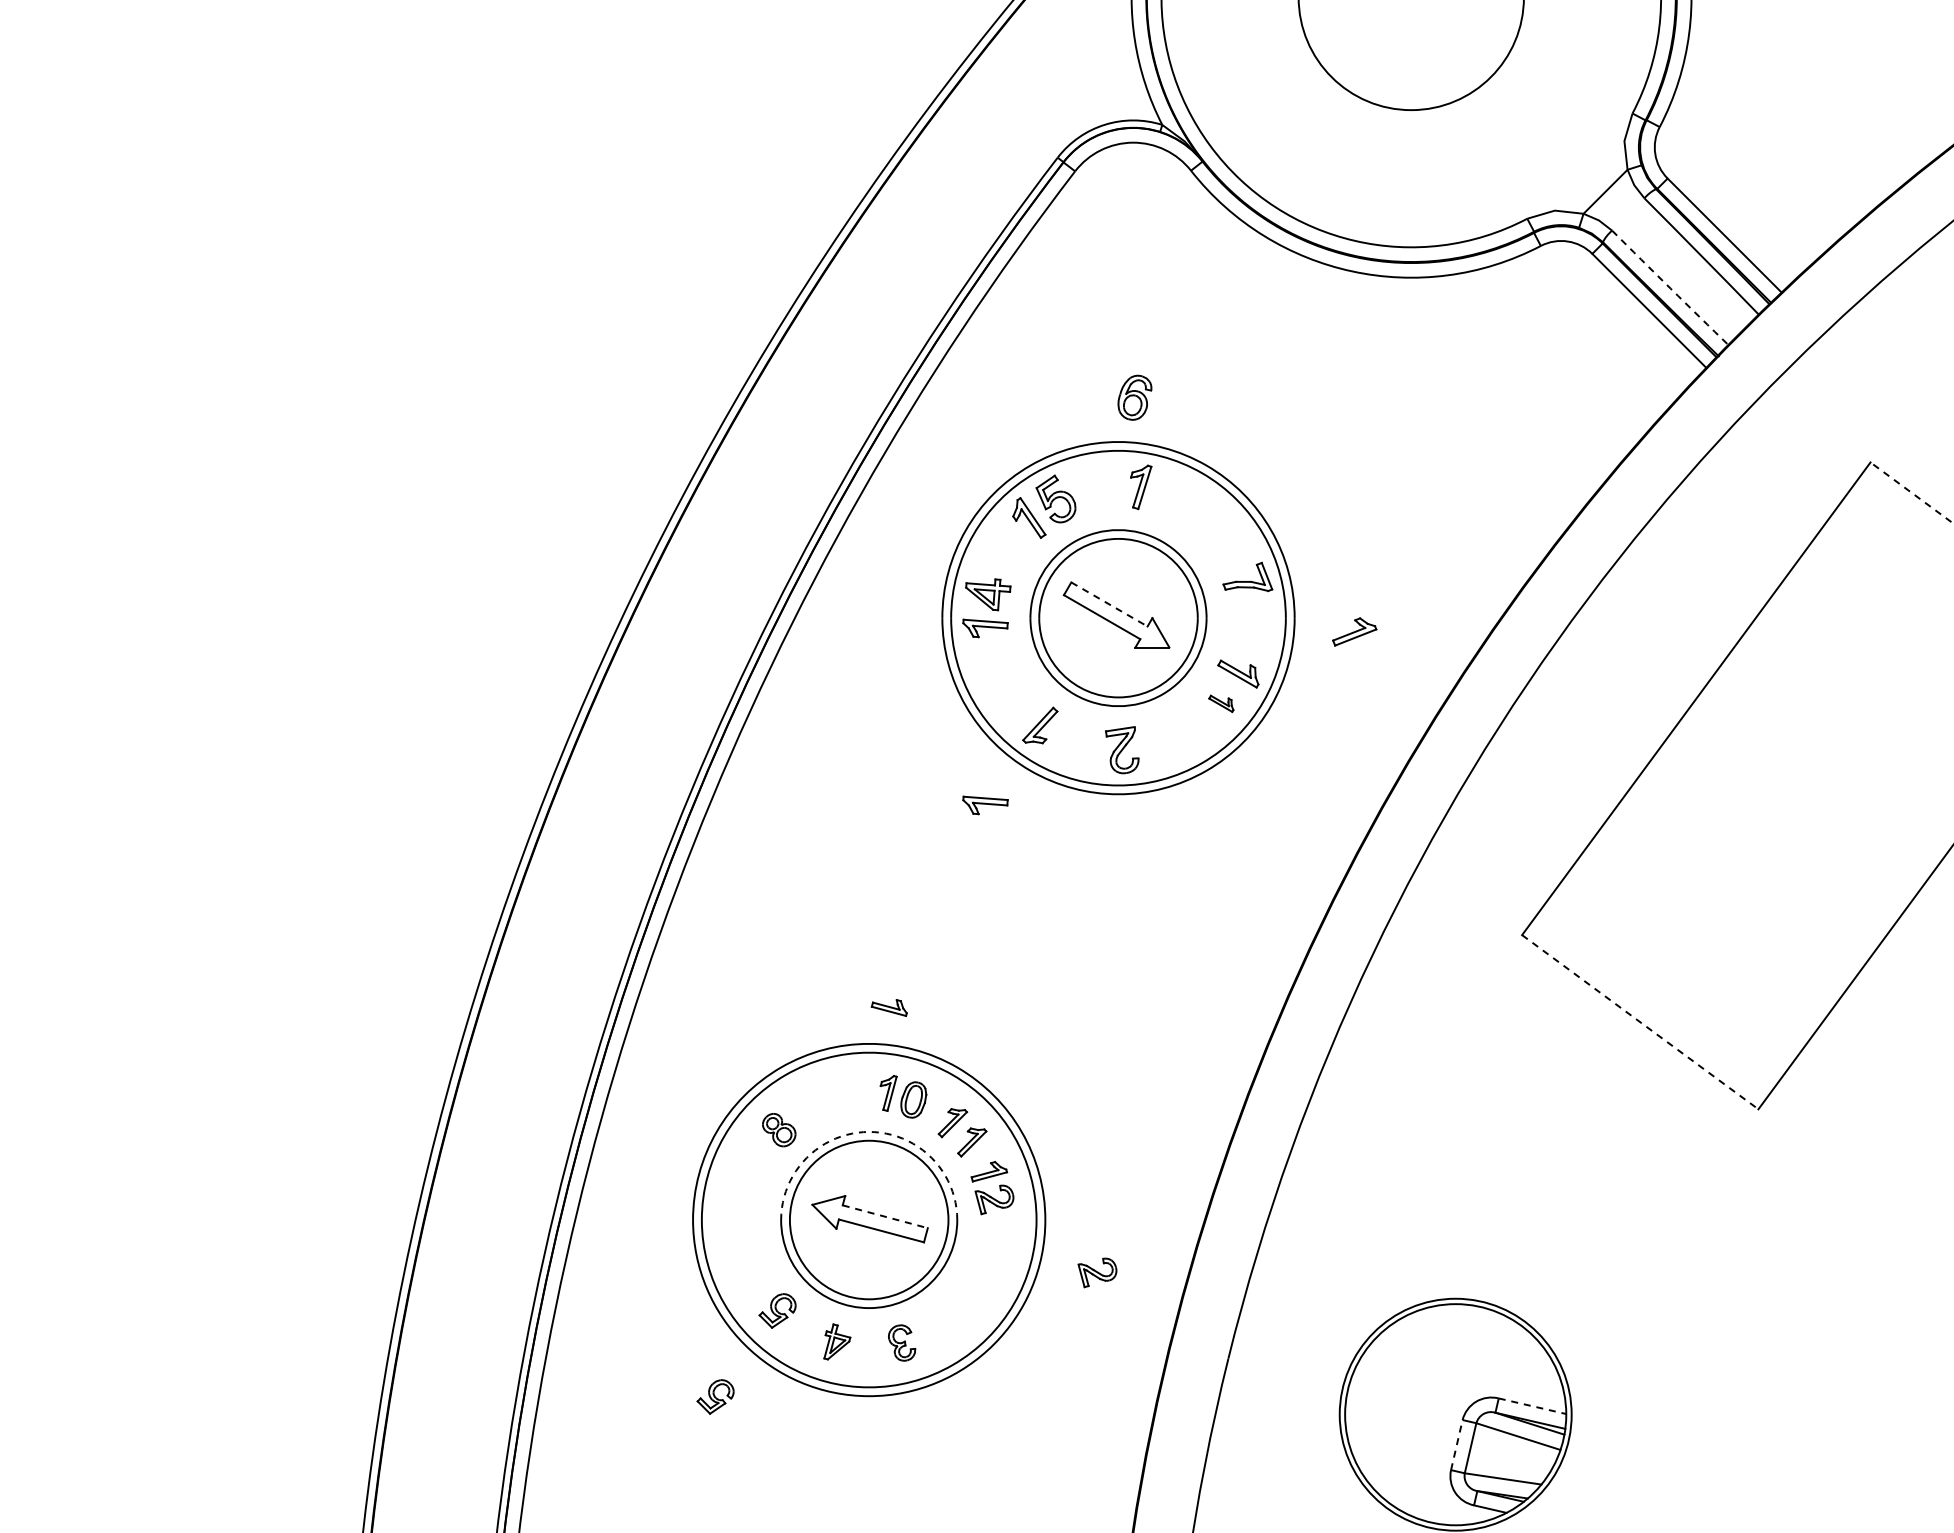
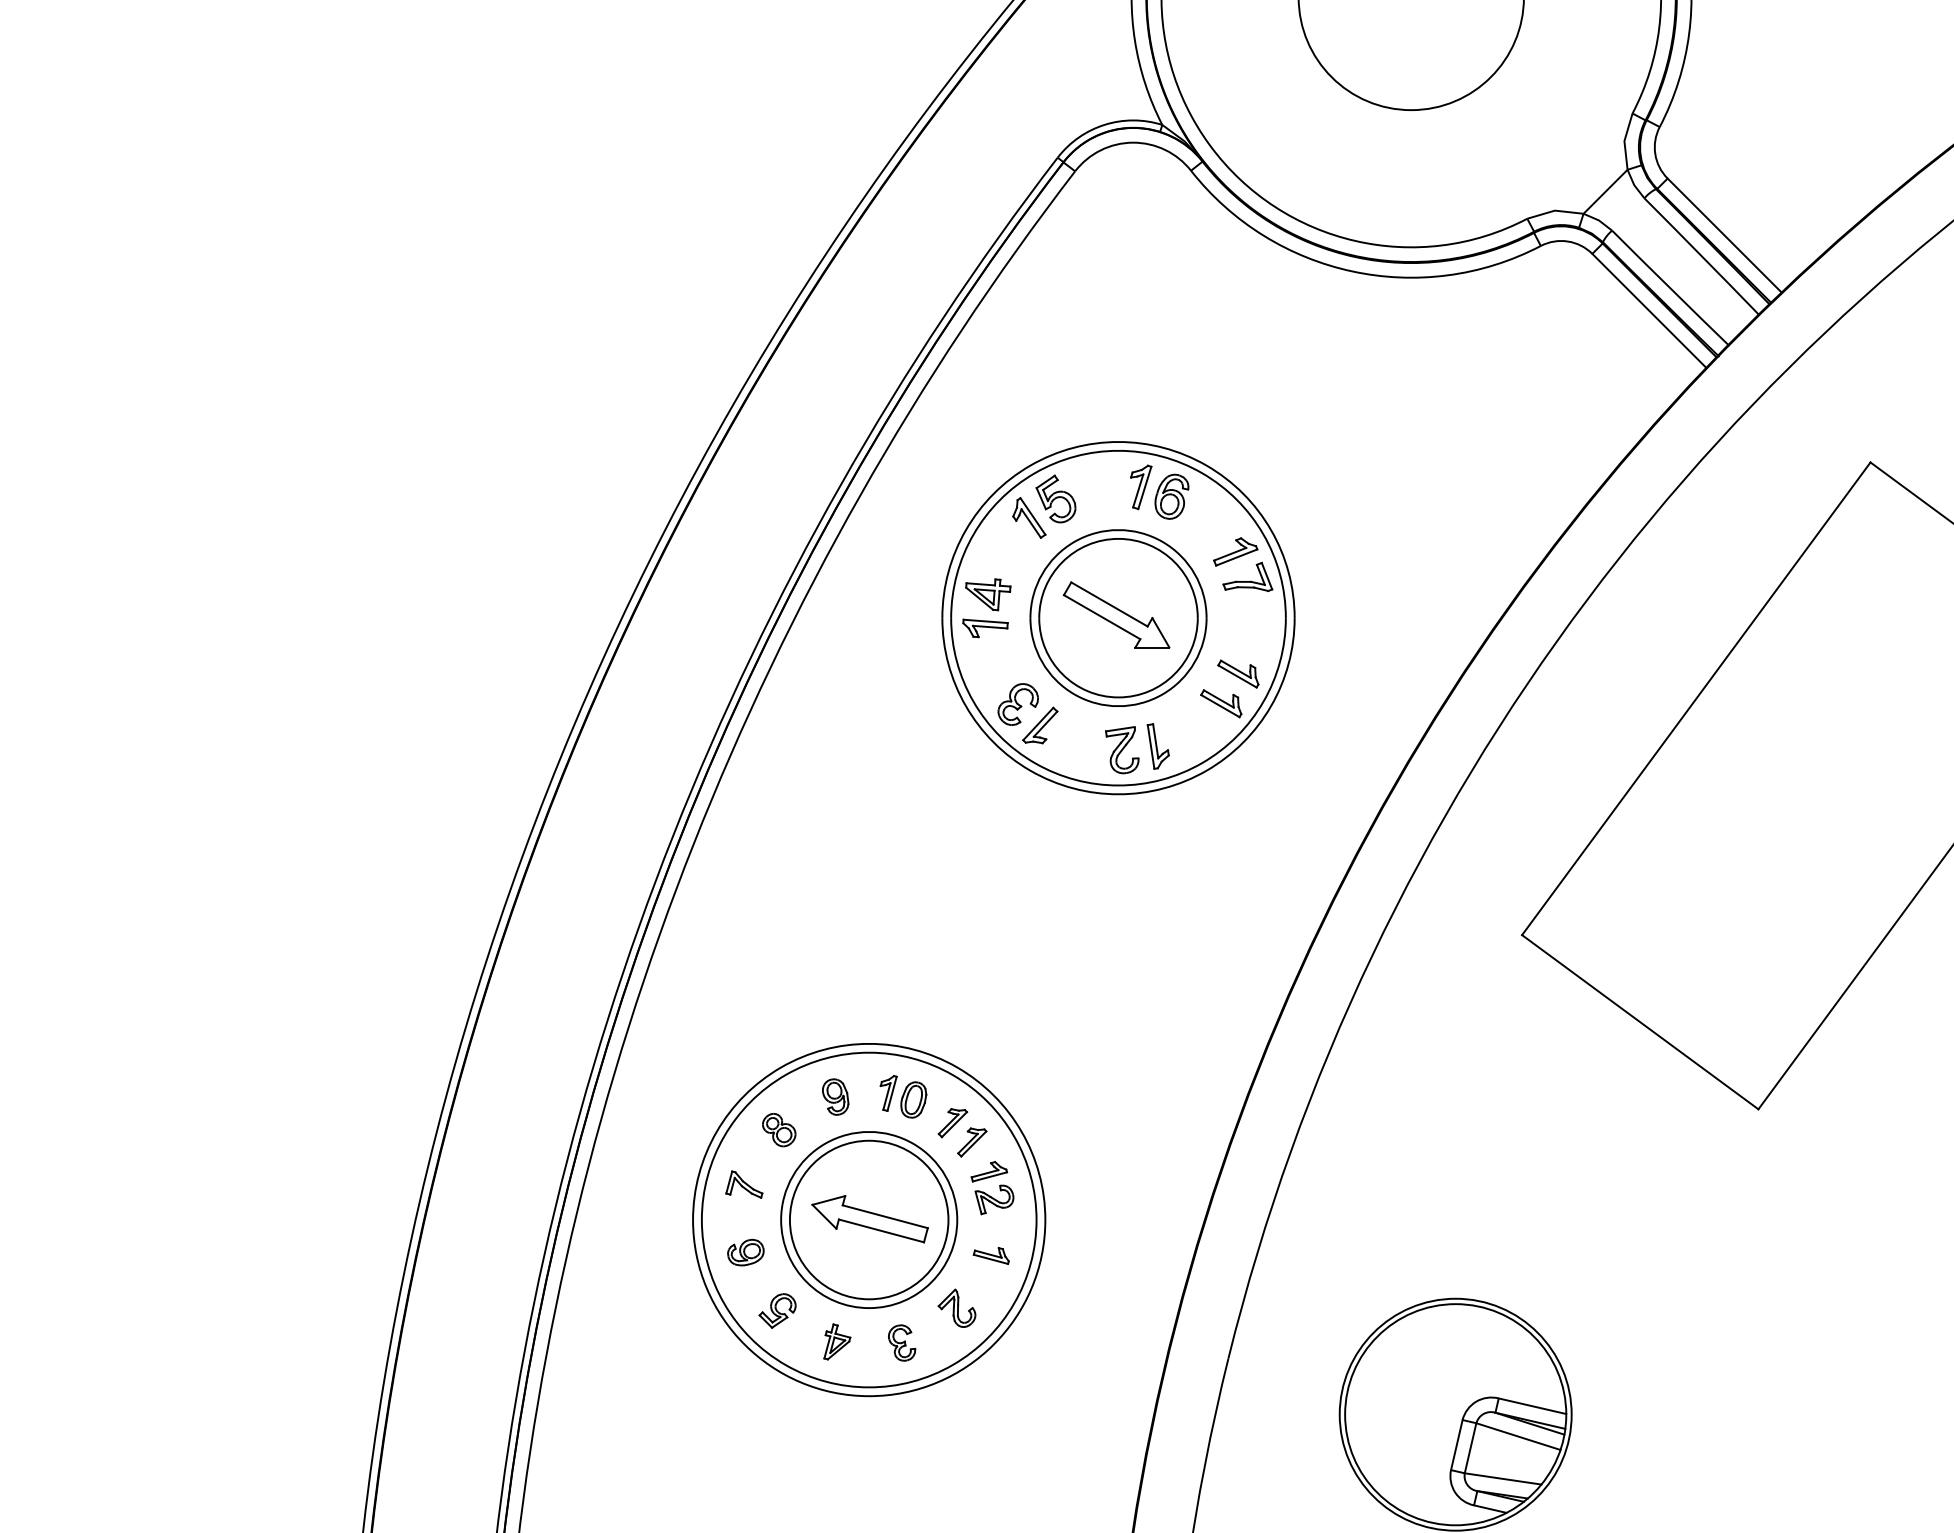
arc: dashed -> solid (1670, 288)
part position: (1134, 397) -> (1171, 496) (1171, 496)
line: dashed -> solid (1911, 492)
line: dashed -> solid (1109, 604)
part position: (1354, 631) -> (1235, 551) (1235, 551)
part size: 27x19 px -> 43x30 px (1221, 703)
part: none -> present (1017, 704)
part: none -> present (1157, 746)
part: present -> none (985, 805)
part position: (888, 1007) -> (990, 1255) (990, 1255)
line: dashed -> solid (1640, 1022)
part: none -> present (835, 1096)
arc: dashed -> solid (869, 1131)
part: none -> present (744, 1184)
line: dashed -> solid (885, 1216)
part: none -> present (745, 1252)
part: present -> none (1097, 1272)
part: none -> present (956, 1307)
part: present -> none (715, 1396)
line: dashed -> solid (1532, 1406)
line: dashed -> solid (1456, 1445)
